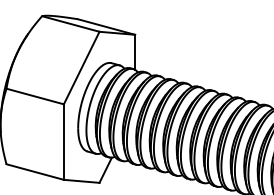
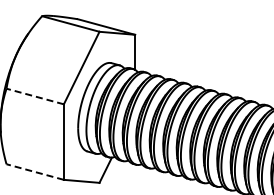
line: solid -> dashed (35, 96)
line: solid -> dashed (35, 172)
